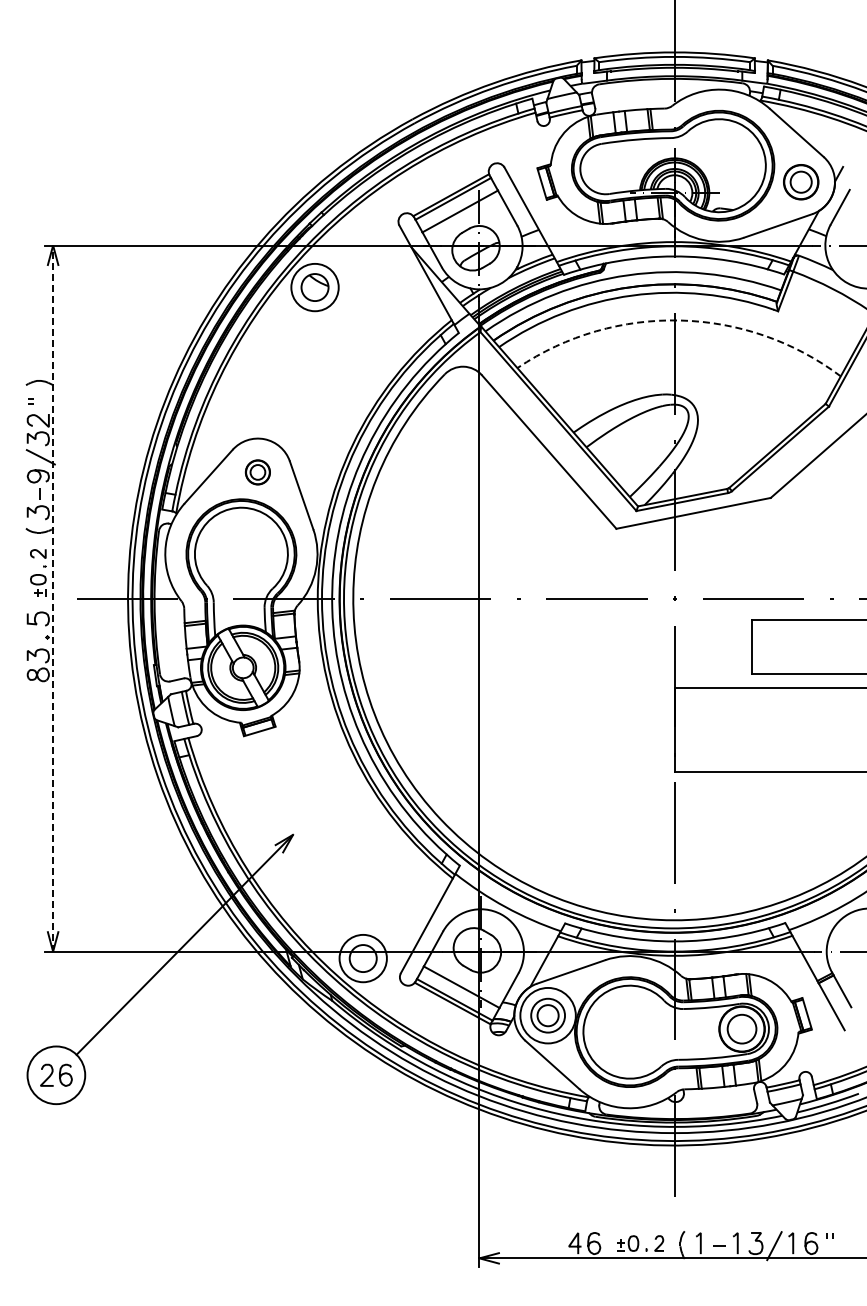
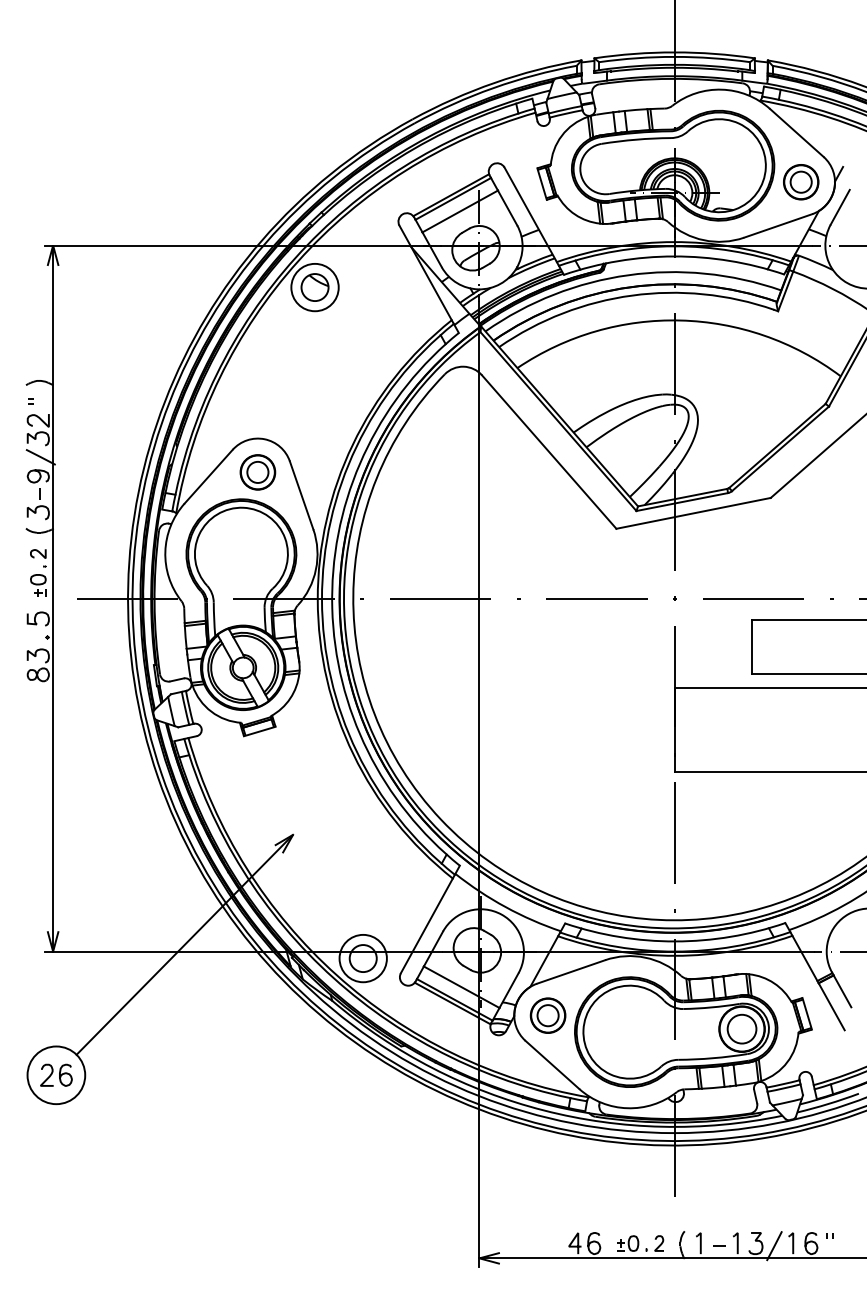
arc: dashed -> solid (680, 320)
part size: 27x27 px -> 38x37 px (257, 472)
line: dashed -> solid (53, 598)
circle diameter: 55 px -> 35 px (547, 1015)
